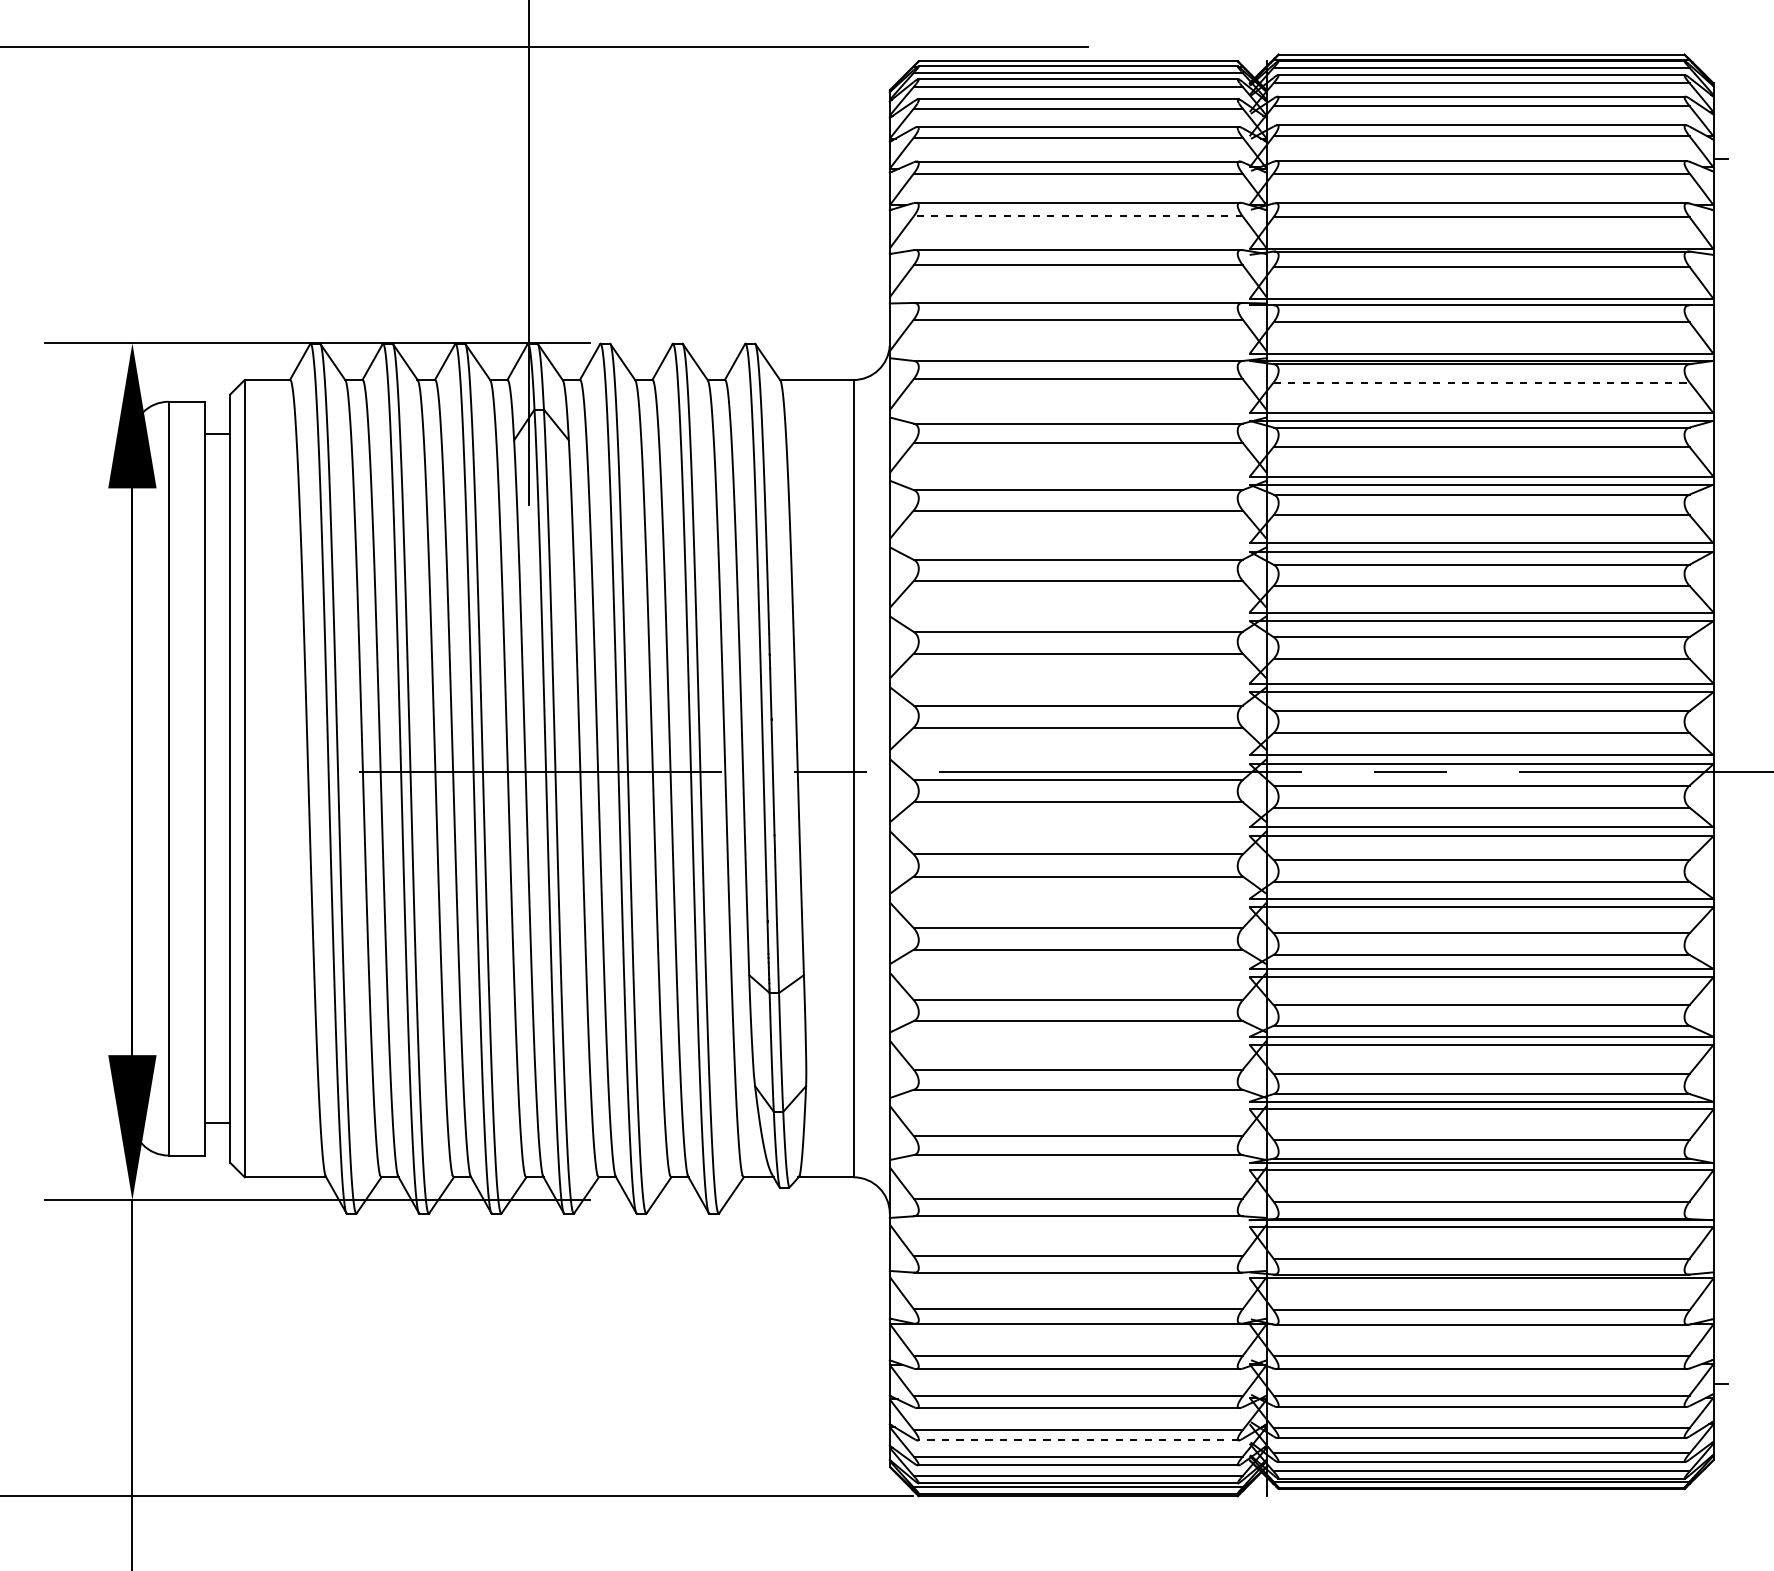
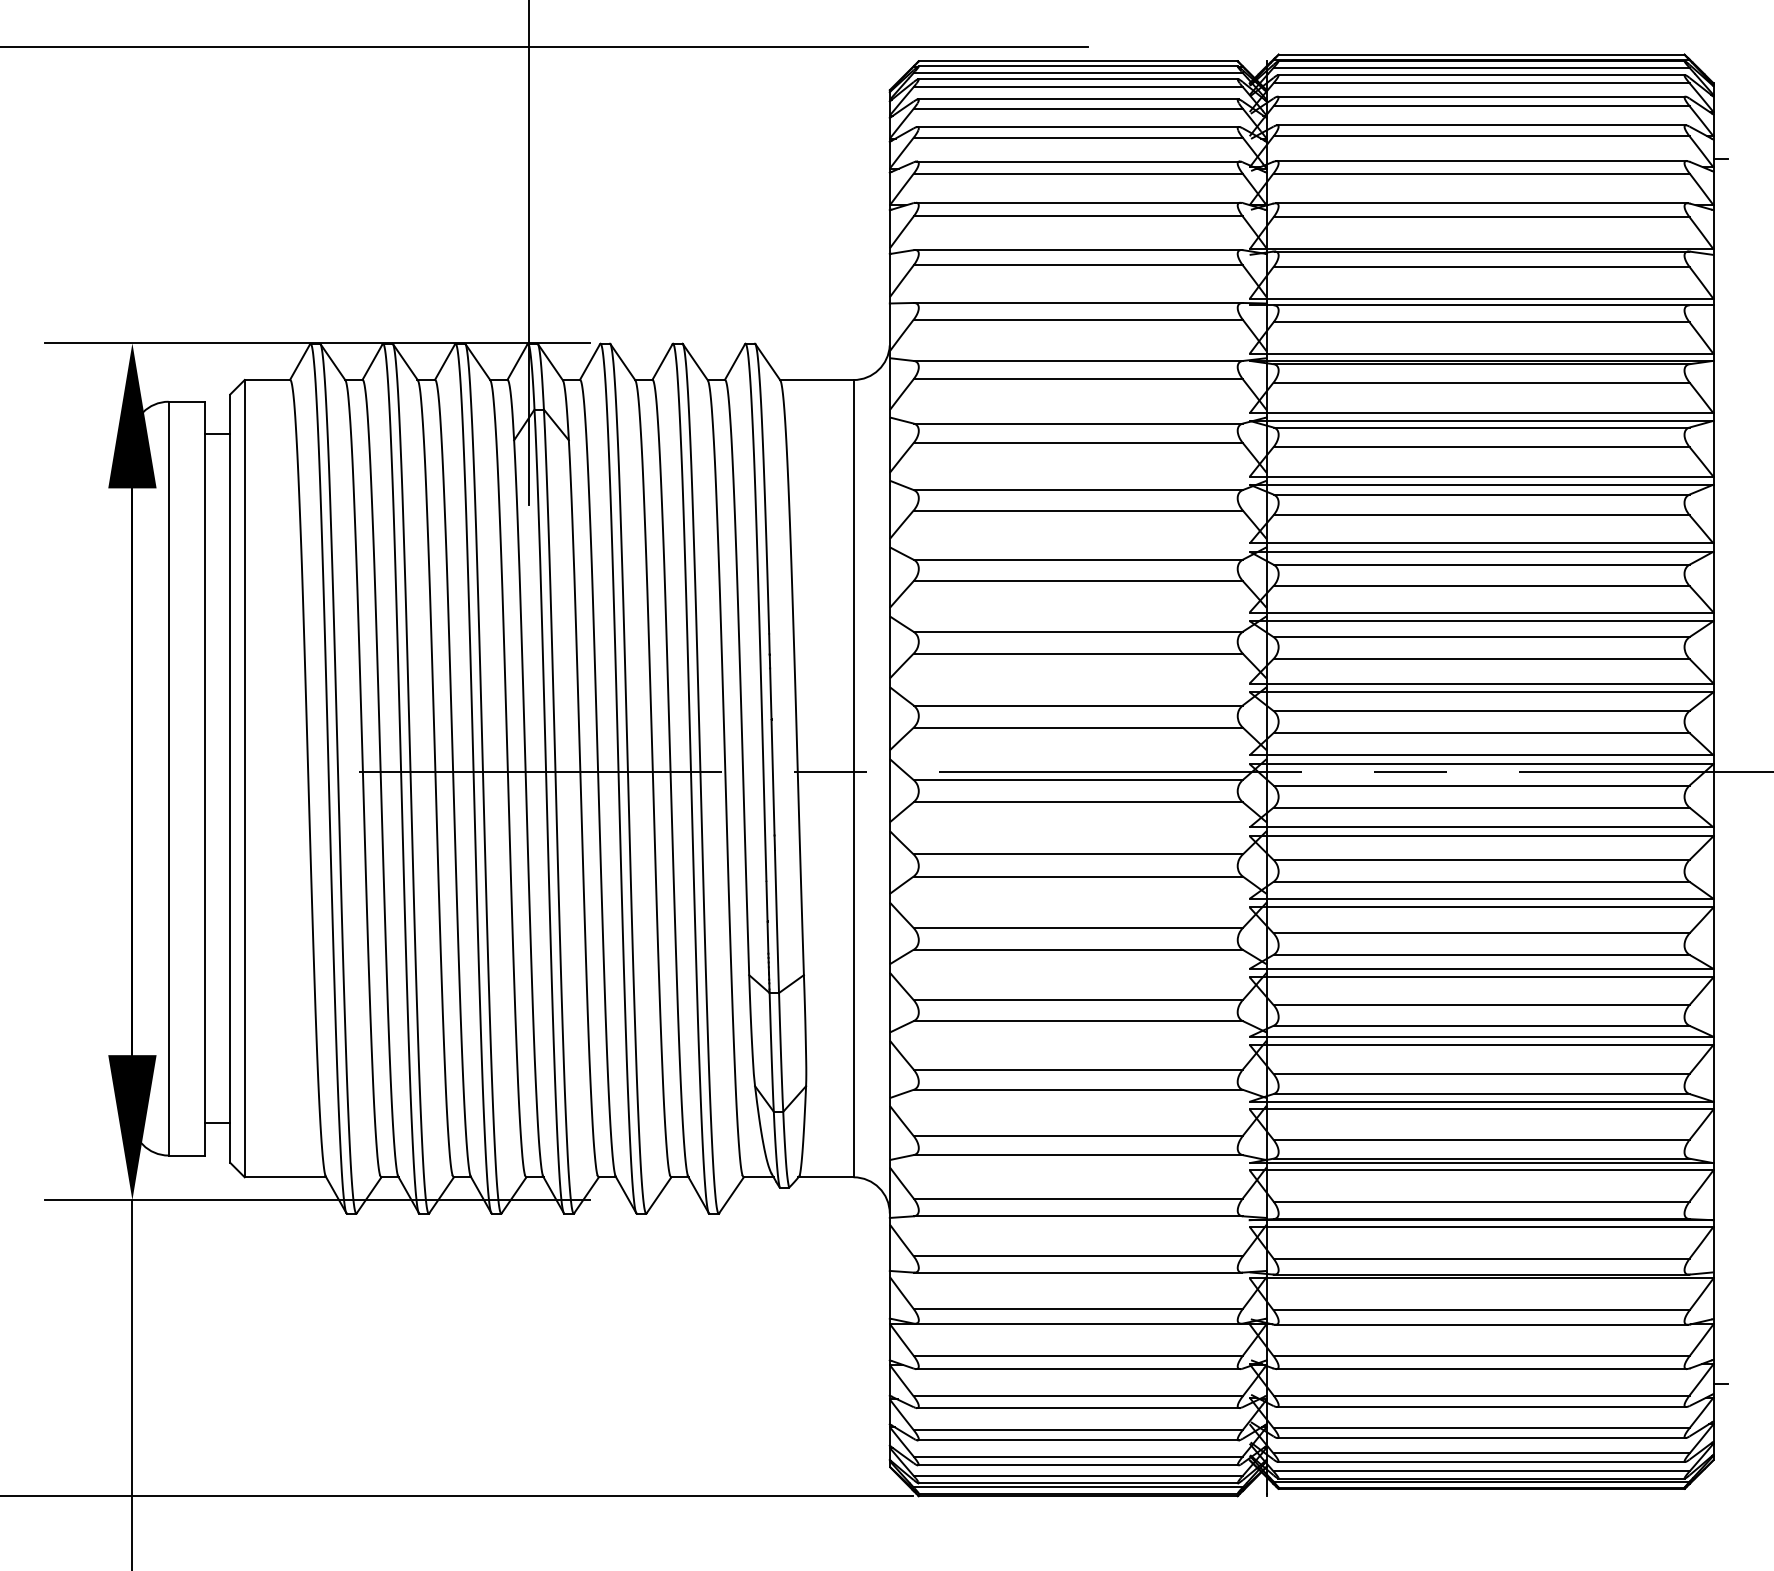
line: dashed -> solid (1078, 216)
line: dashed -> solid (1482, 382)
line: dashed -> solid (1078, 1440)
